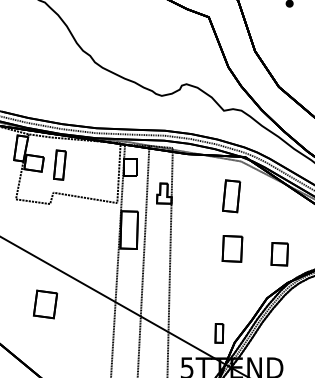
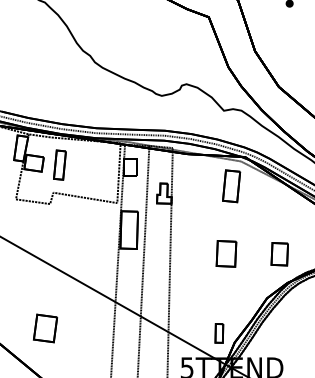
part position: (231, 196) -> (231, 186) (231, 186)
part position: (232, 248) -> (226, 253) (226, 253)
part position: (45, 304) -> (45, 328) (45, 328)
